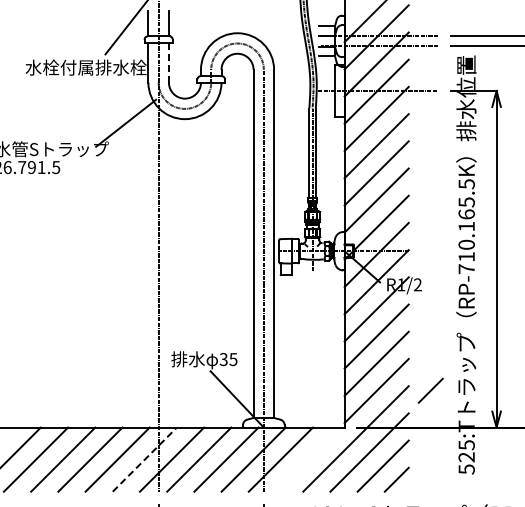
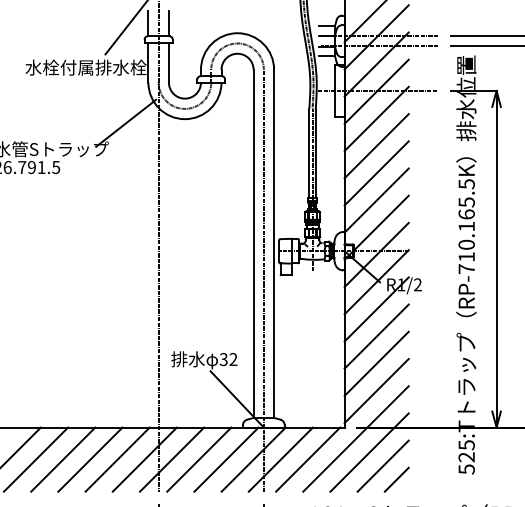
line: dashed -> solid (168, 62)
text: 35 -> 32 (233, 359)
line: present -> none (430, 390)
line: dashed -> solid (145, 459)
line: none -> present (308, 459)
